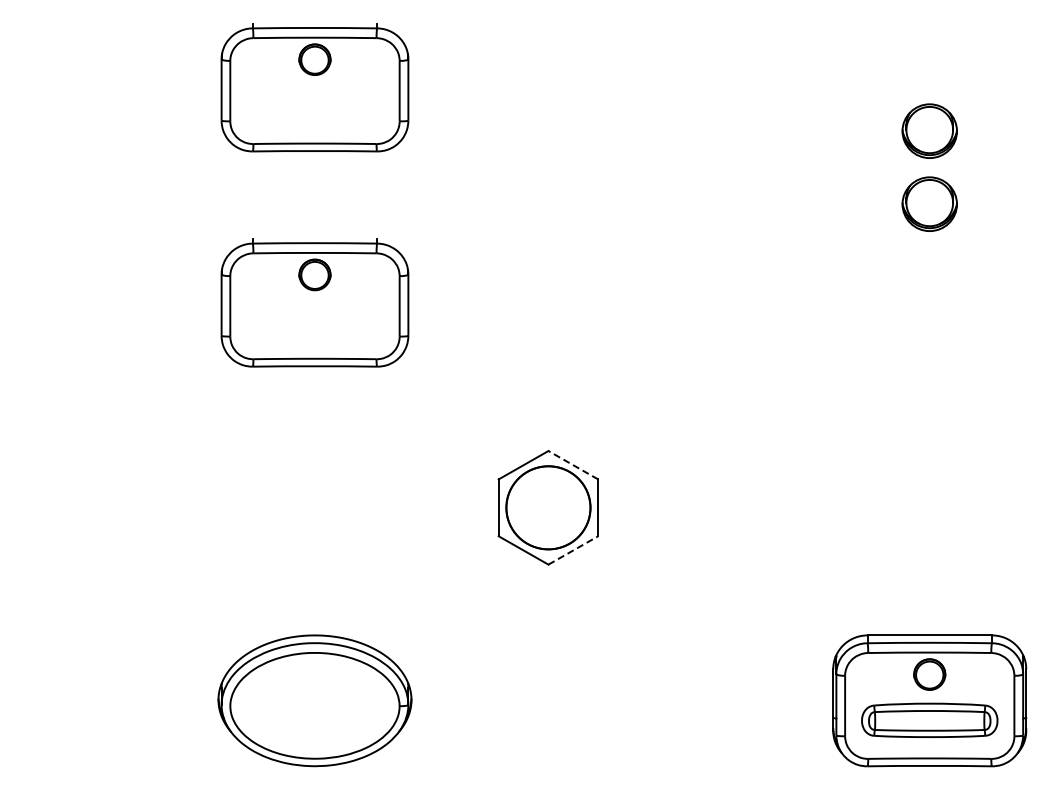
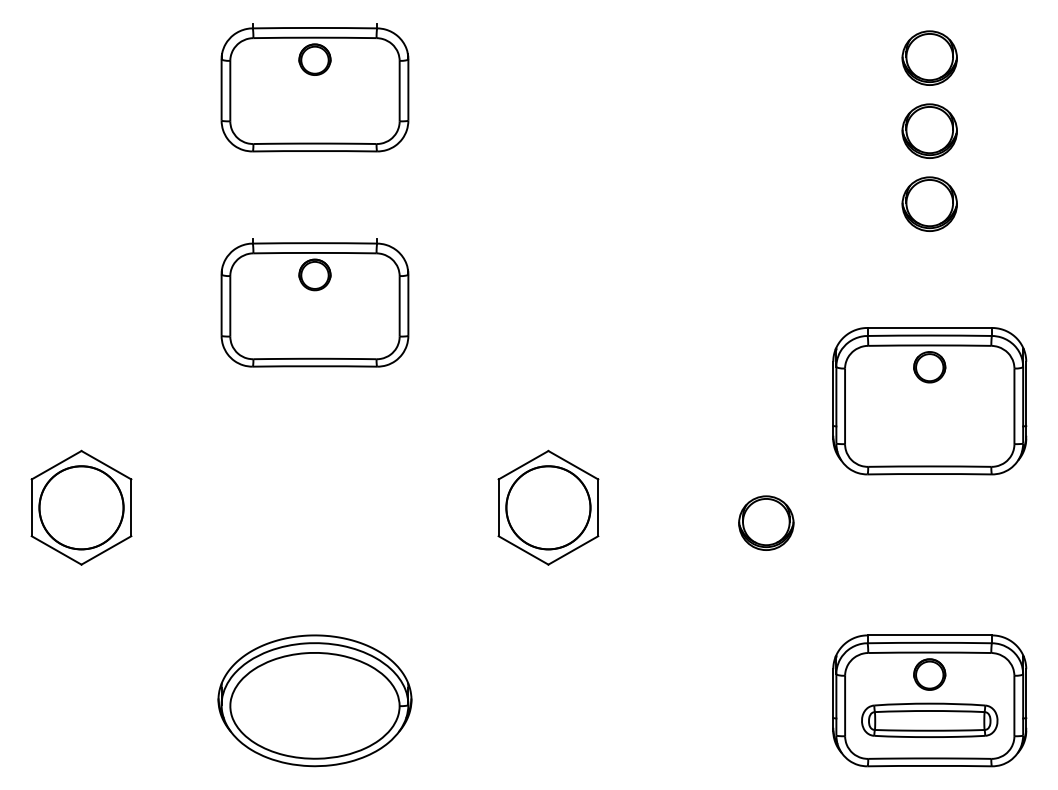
part: none -> present (929, 57)
part: none -> present (929, 401)
line: dashed -> solid (573, 465)
part: none -> present (81, 507)
part: none -> present (766, 522)
line: dashed -> solid (573, 550)
